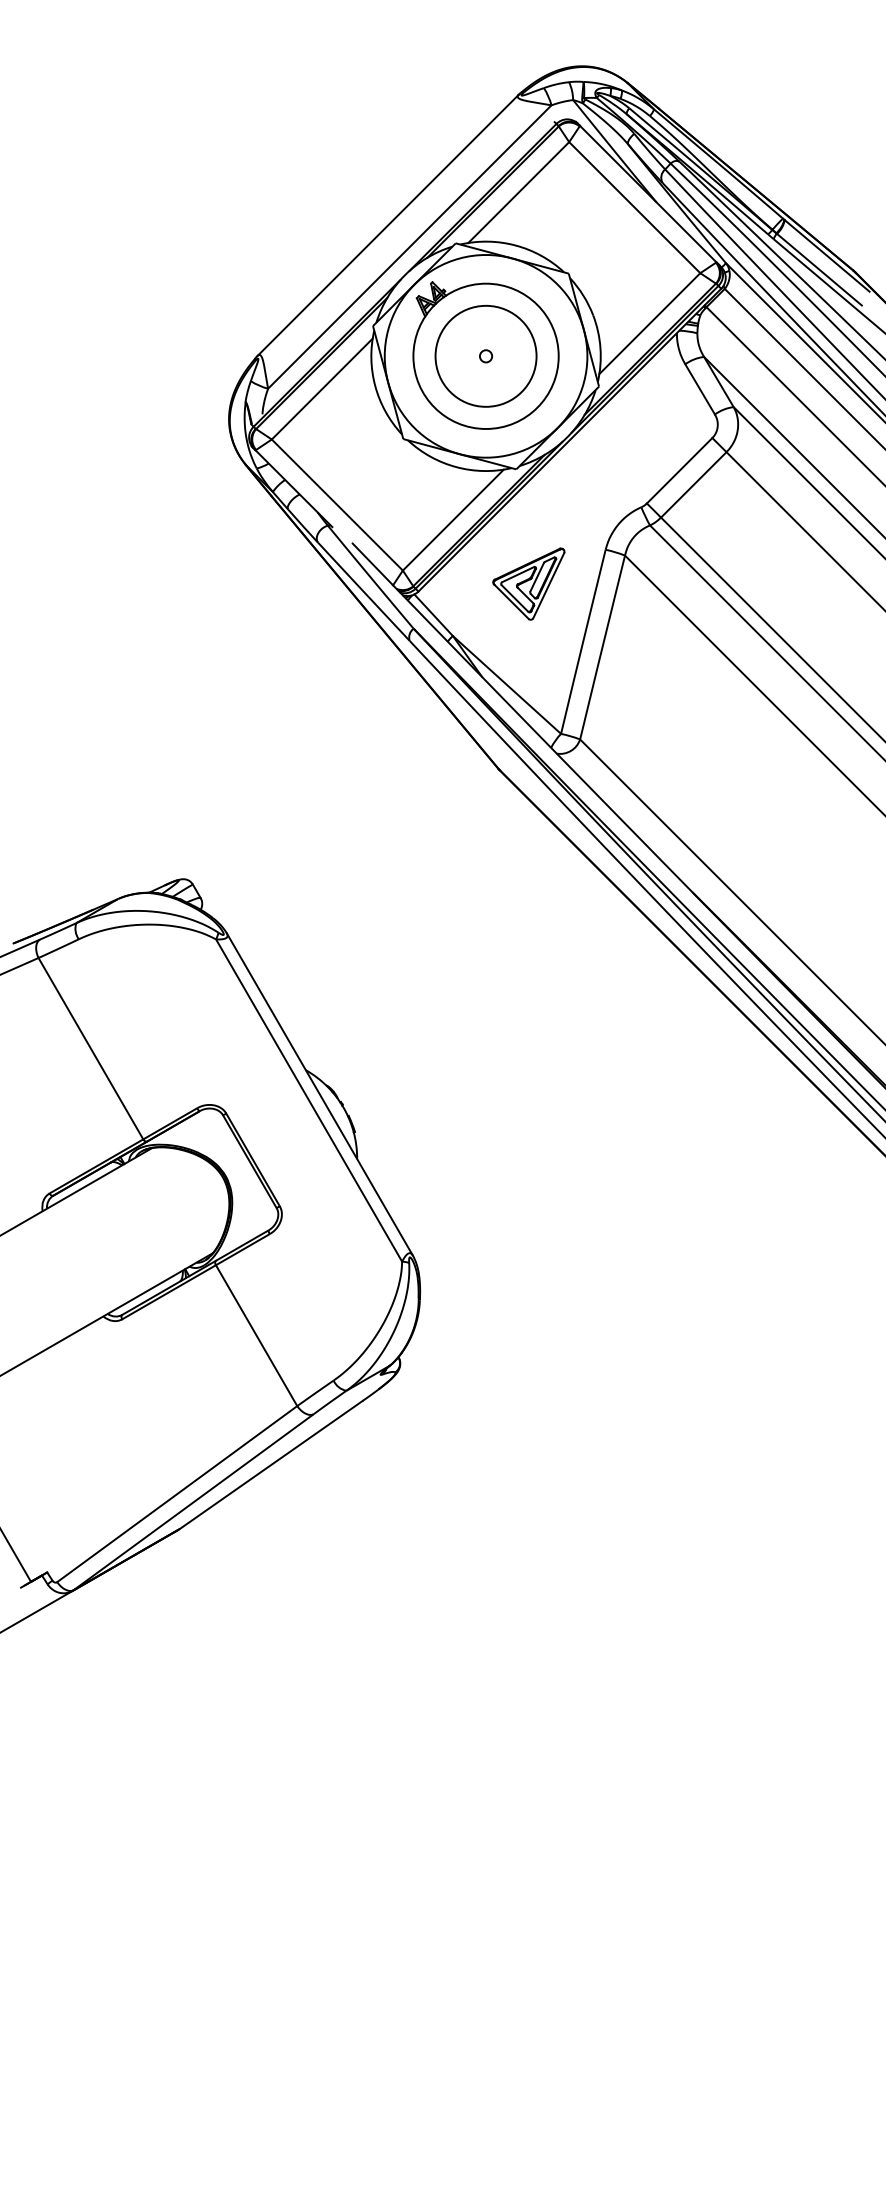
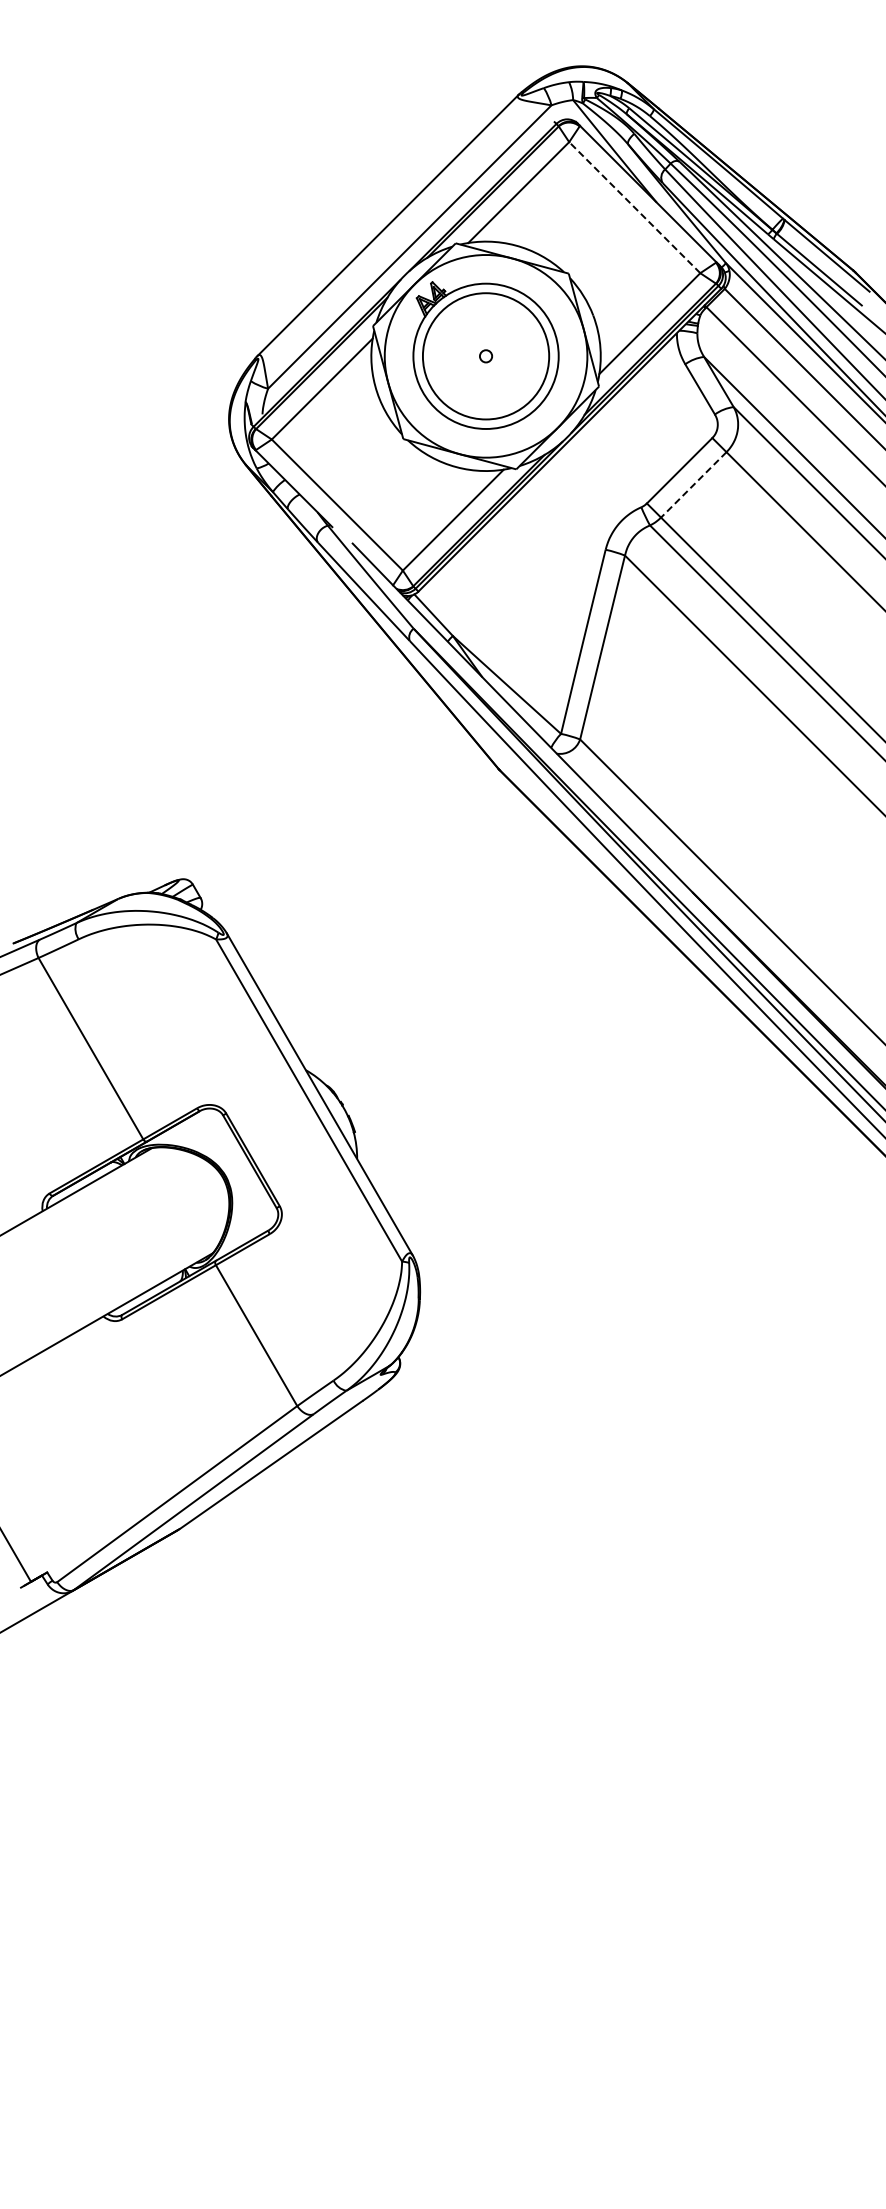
line: solid -> dashed (634, 207)
circle diameter: 101 px -> 126 px (485, 356)
line: solid -> dashed (693, 485)
part: present -> none (528, 583)
